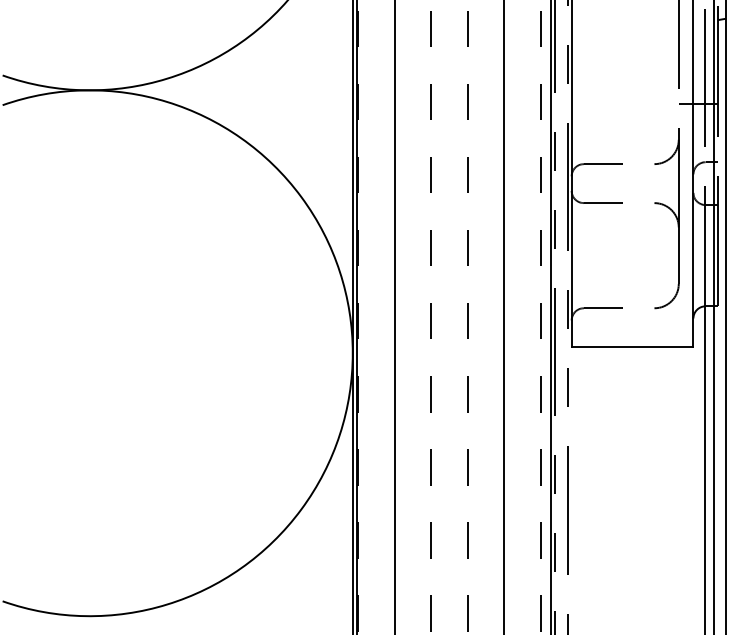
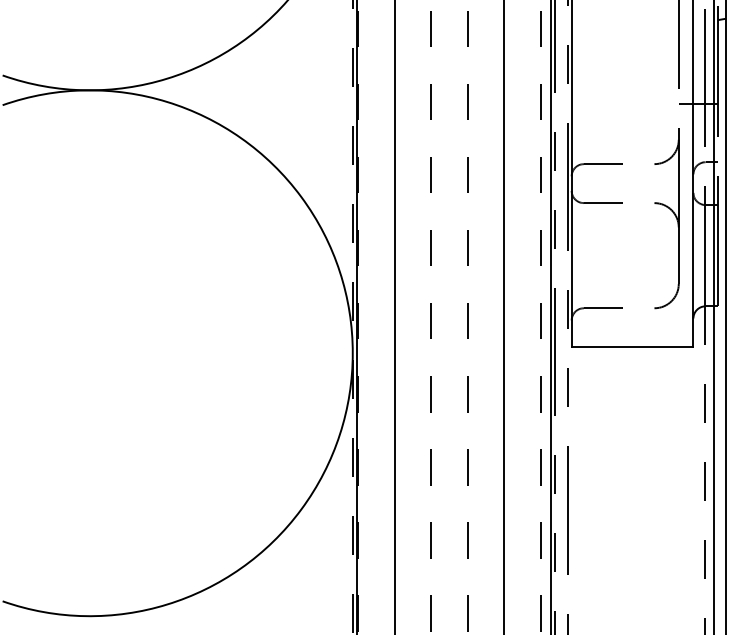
line: solid -> dashed (352, 317)
line: solid -> dashed (705, 470)
